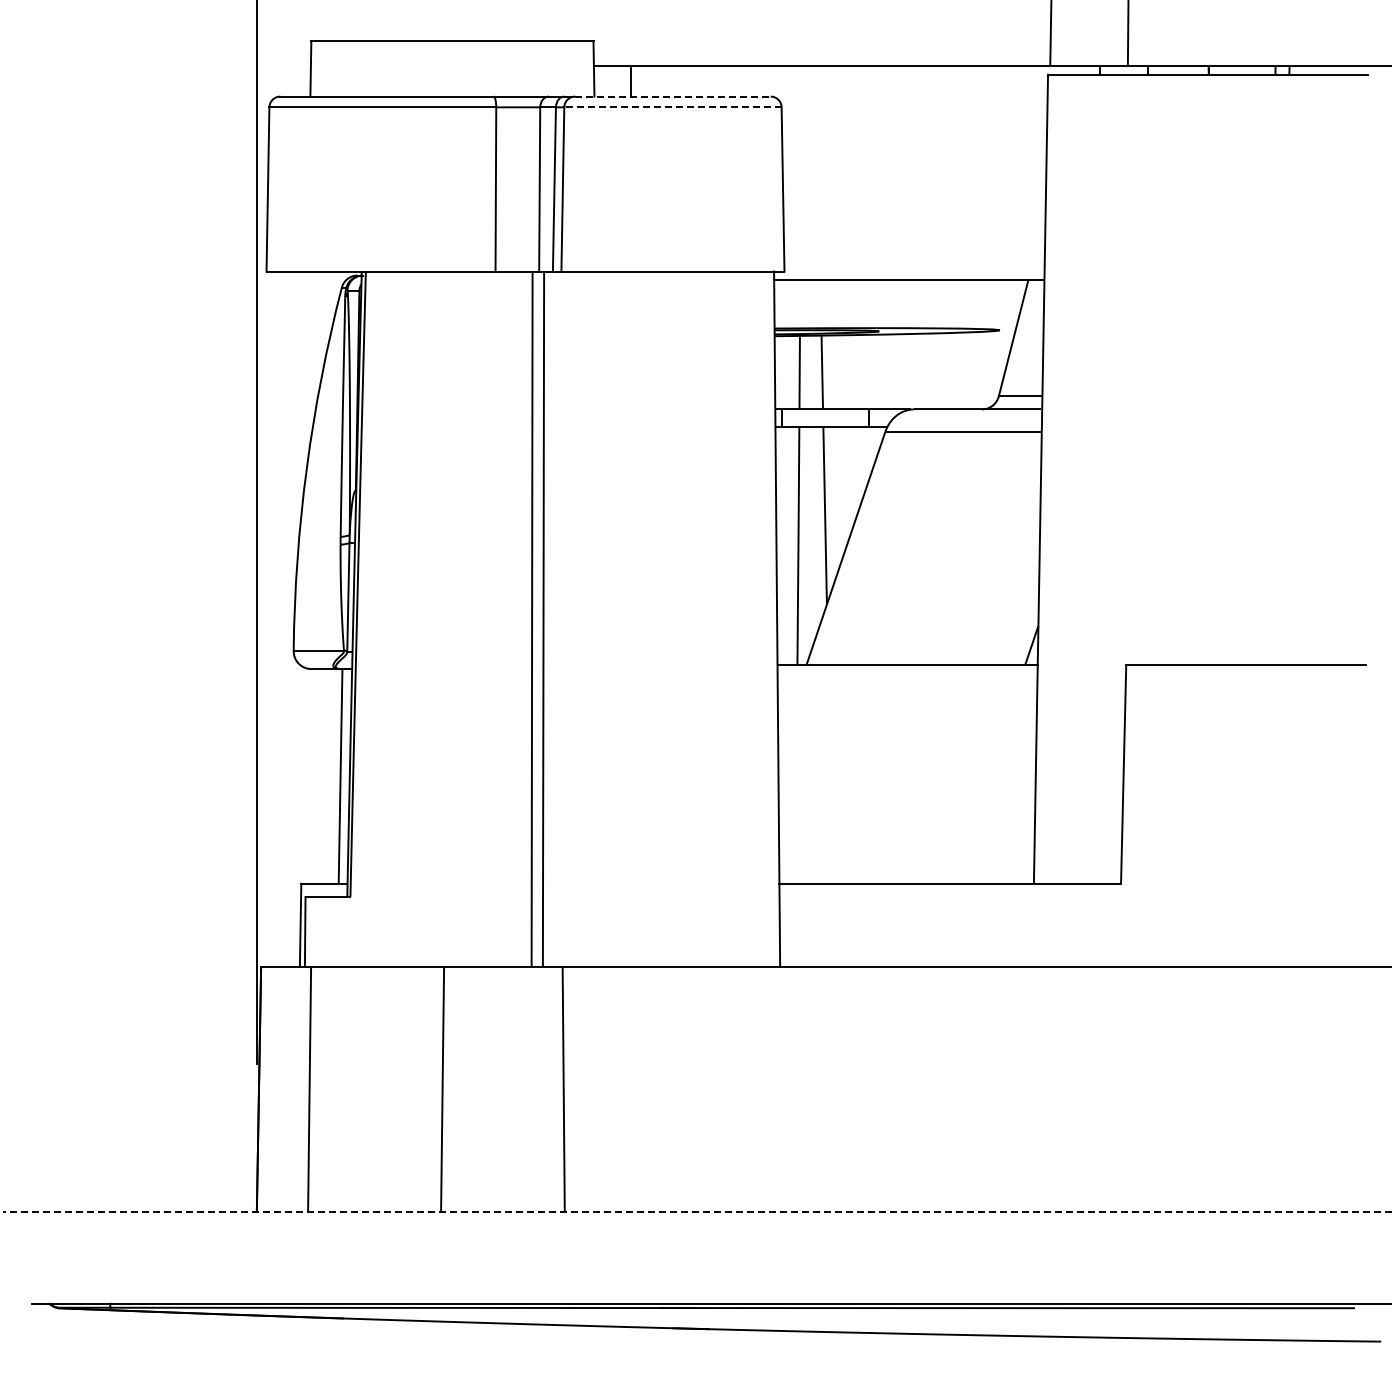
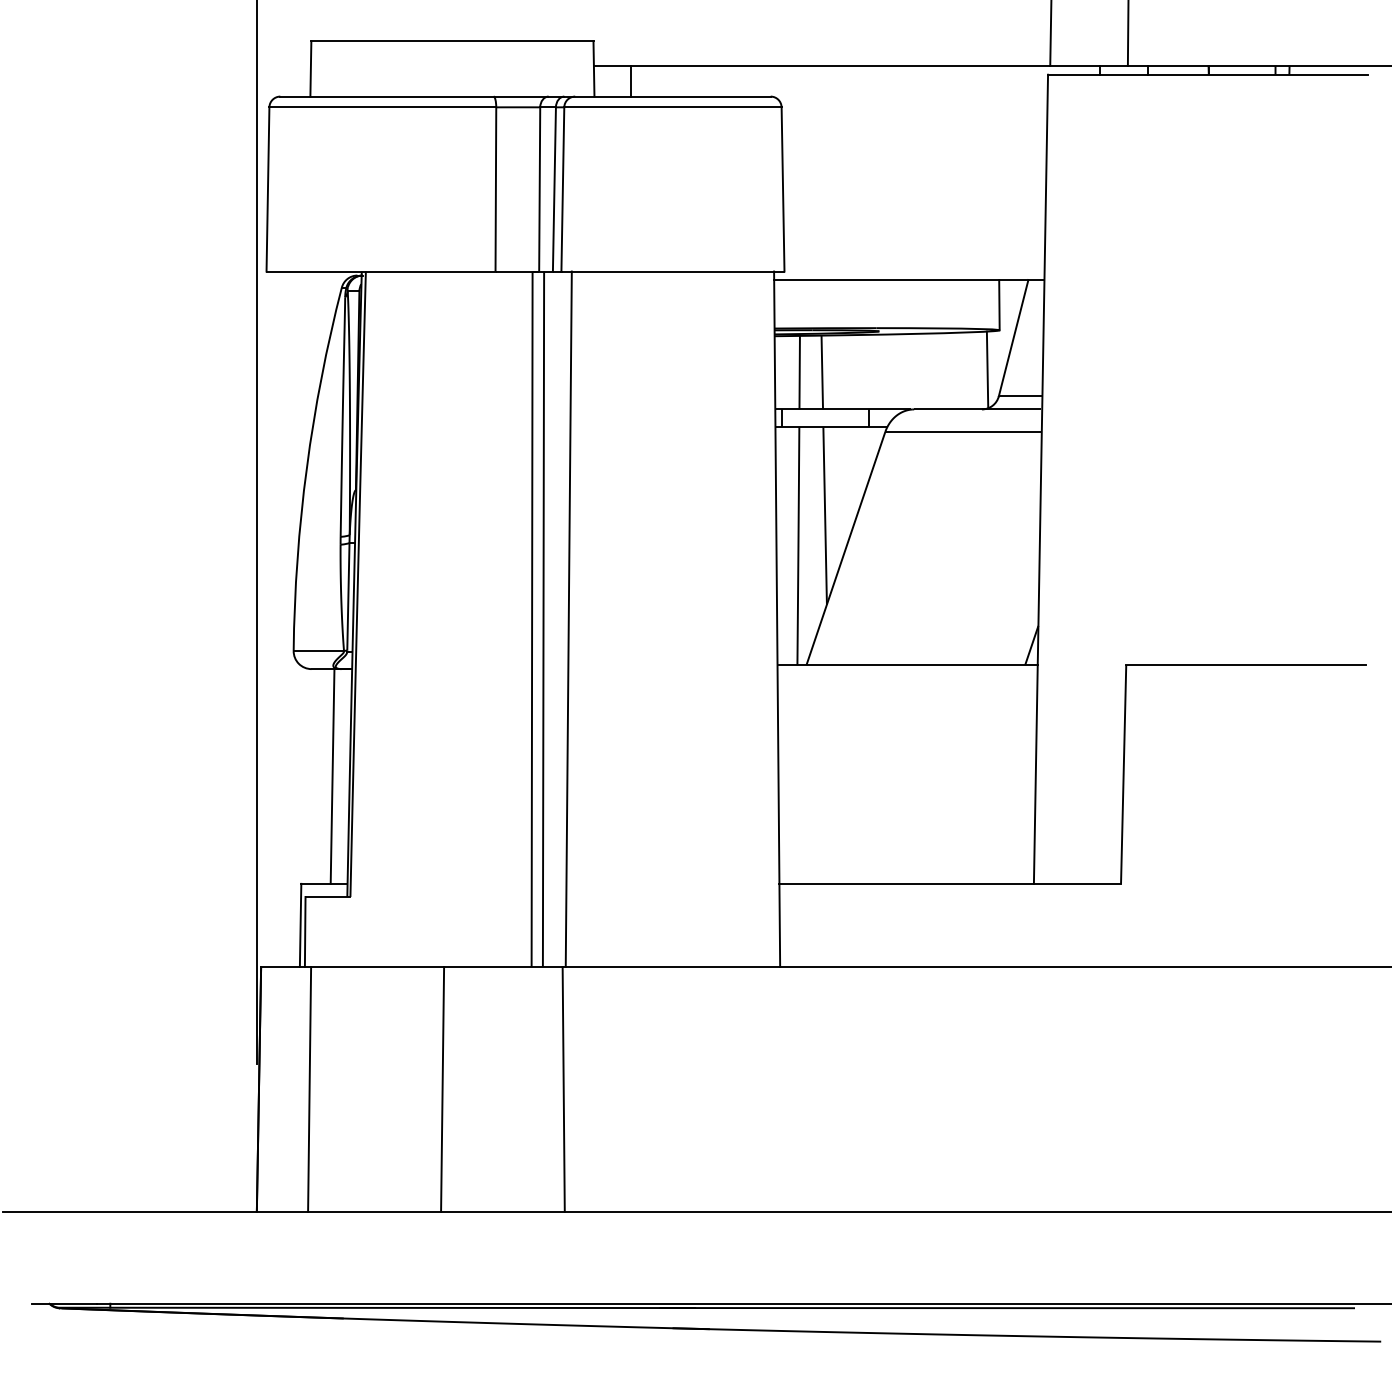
line: dashed -> solid (672, 96)
line: dashed -> solid (672, 107)
line: none -> present (999, 305)
line: none -> present (987, 369)
line: none -> present (568, 618)
line position: (340, 776) -> (332, 776) (332, 776)
line: dashed -> solid (697, 1211)
